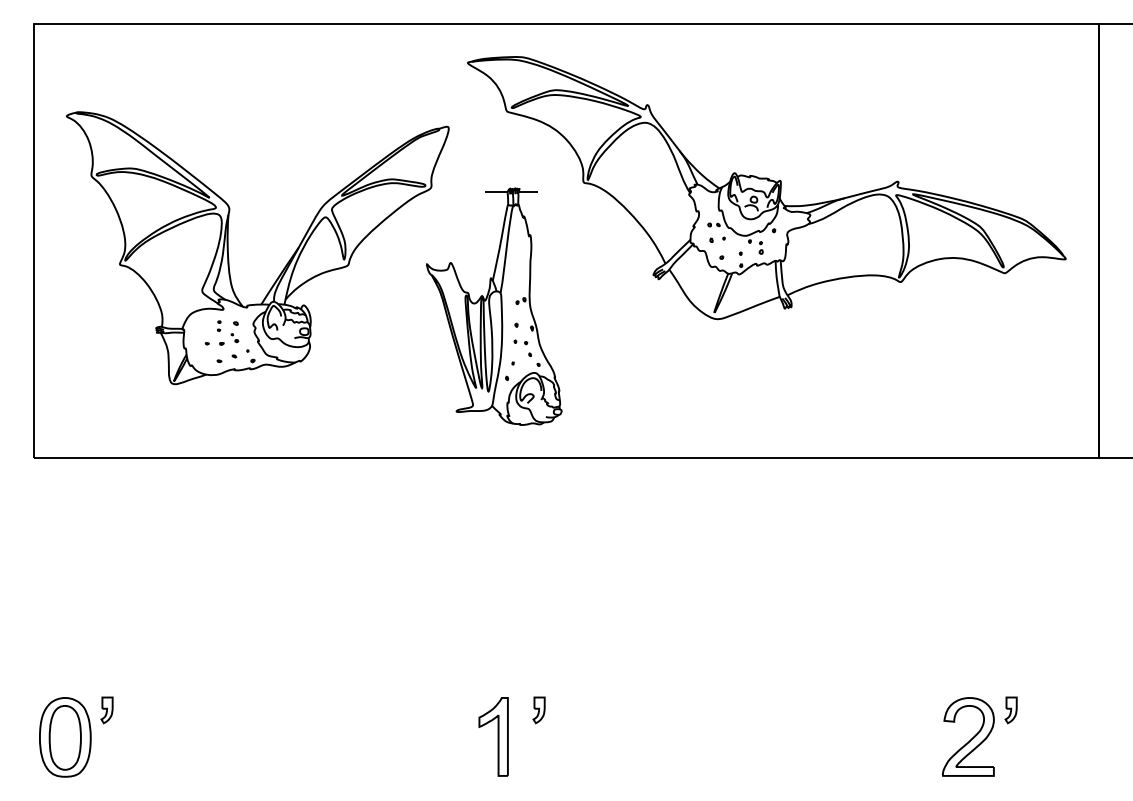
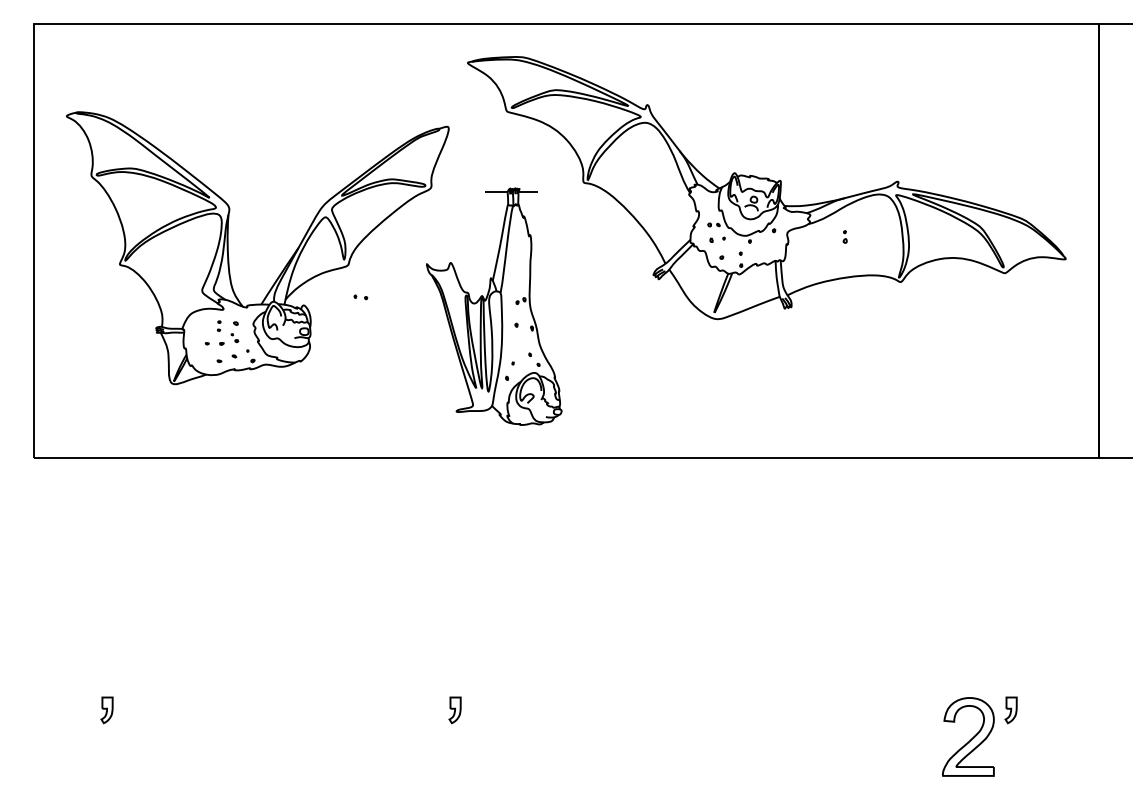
part position: (760, 247) -> (844, 236) (844, 236)
part position: (520, 342) -> (360, 297) (360, 297)
part position: (538, 710) -> (454, 710) (454, 710)
part: present -> none (493, 736)
part: present -> none (65, 737)
